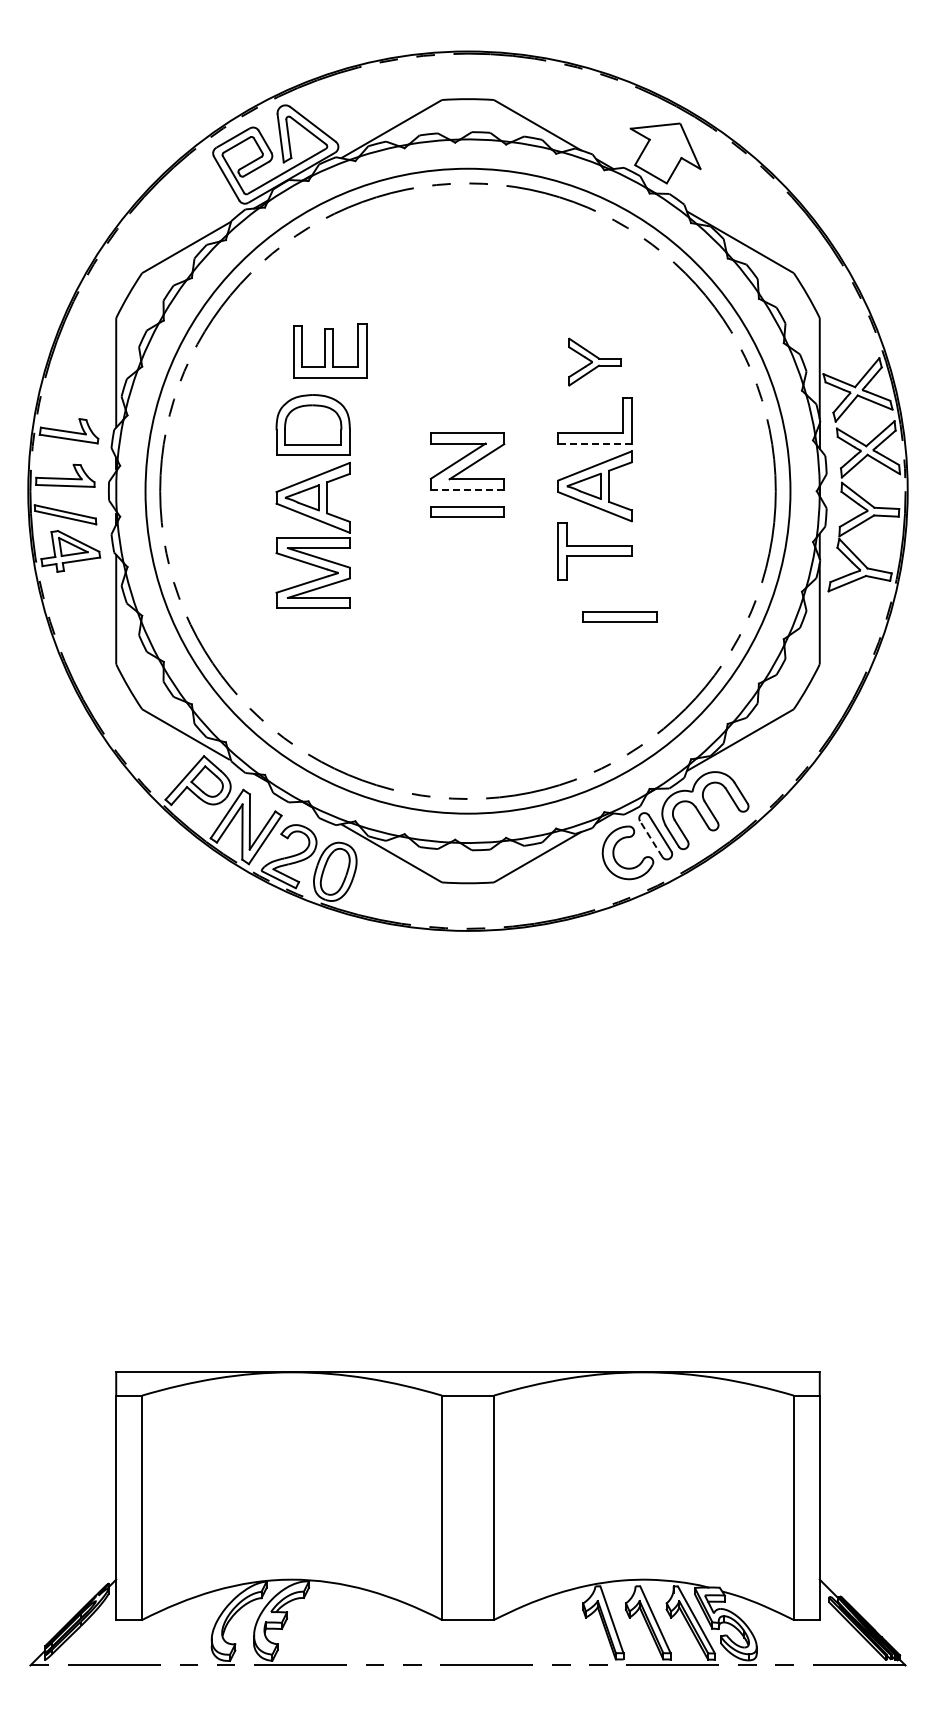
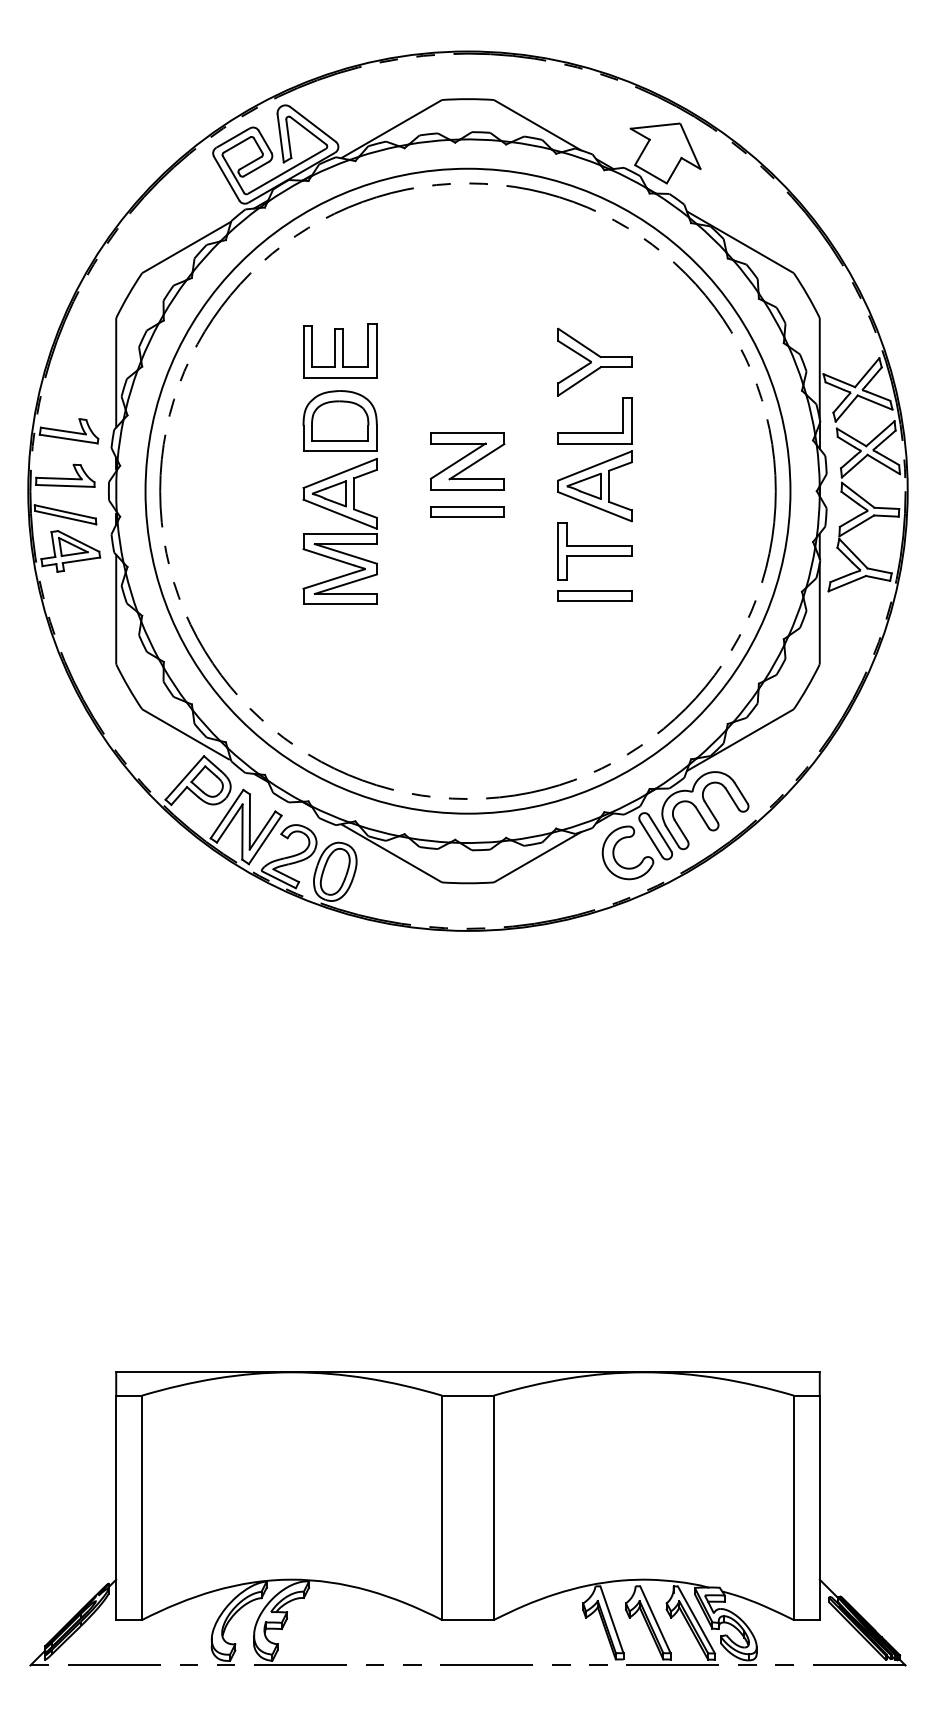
part position: (330, 350) -> (340, 350) (340, 350)
part size: 54x50 px -> 76x70 px (594, 361)
line: dashed -> solid (595, 443)
line: dashed -> solid (467, 489)
part position: (312, 501) -> (339, 497) (339, 497)
part position: (619, 616) -> (594, 595) (594, 595)
line: dashed -> solid (650, 838)
